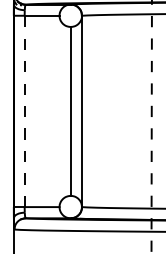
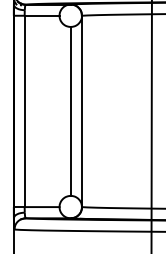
line: dashed -> solid (24, 111)
line: dashed -> solid (151, 126)
